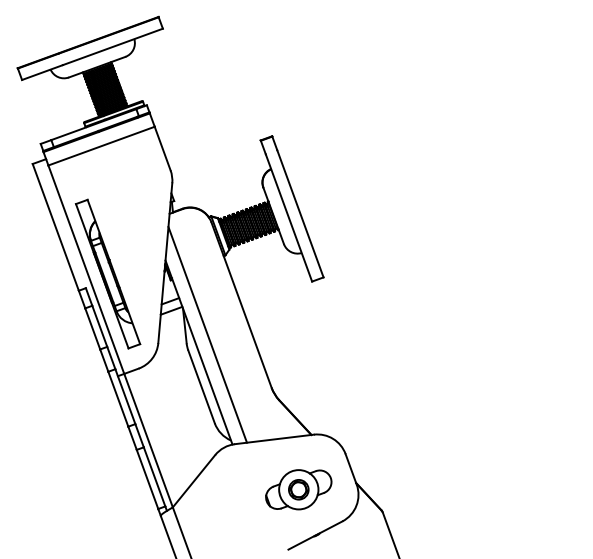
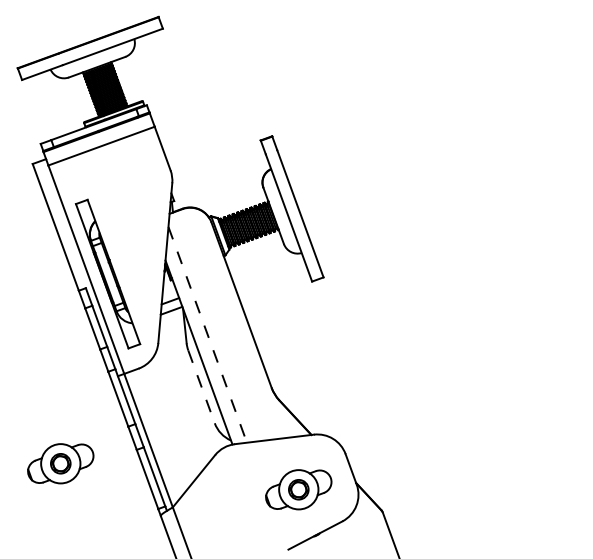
line: solid -> dashed (207, 334)
line: solid -> dashed (201, 386)
part: none -> present (60, 463)
